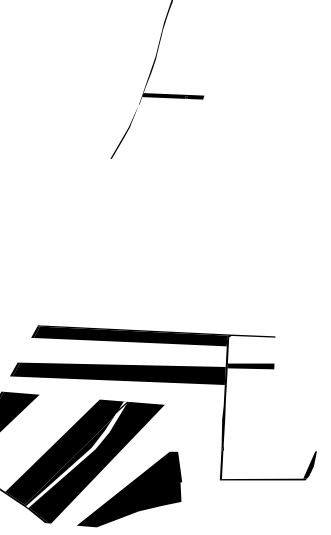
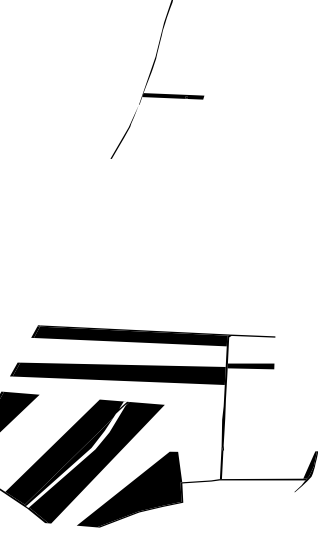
fill: none -> present (306, 471)
fill: none -> present (157, 503)
